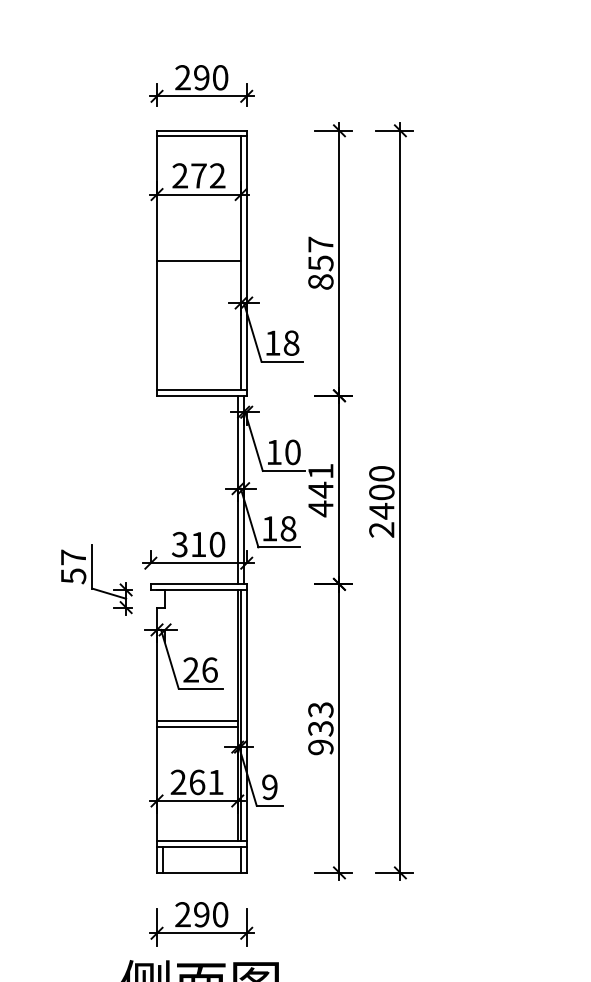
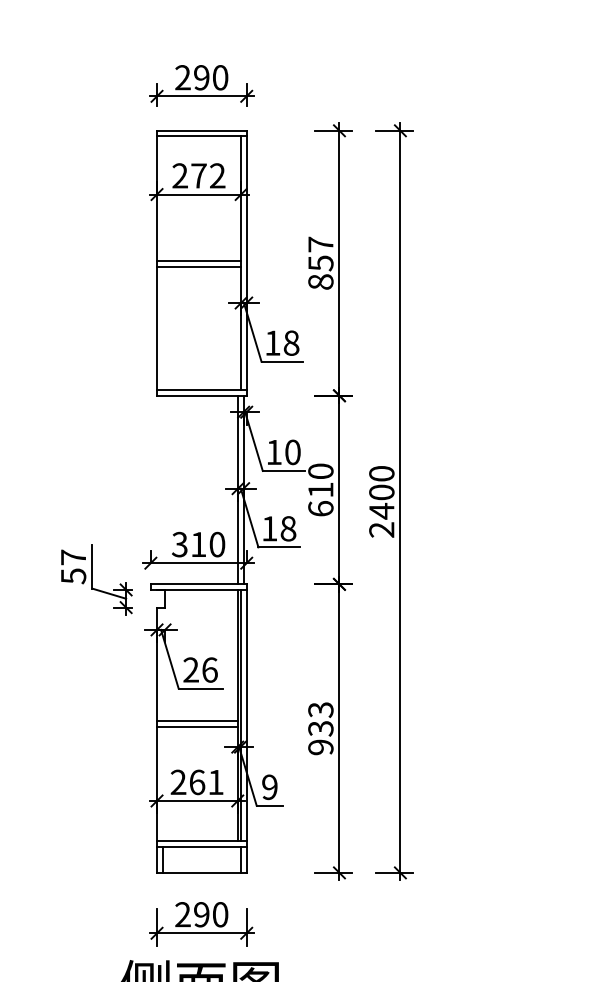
line: none -> present (199, 266)
text: 441 -> 610 (320, 490)
